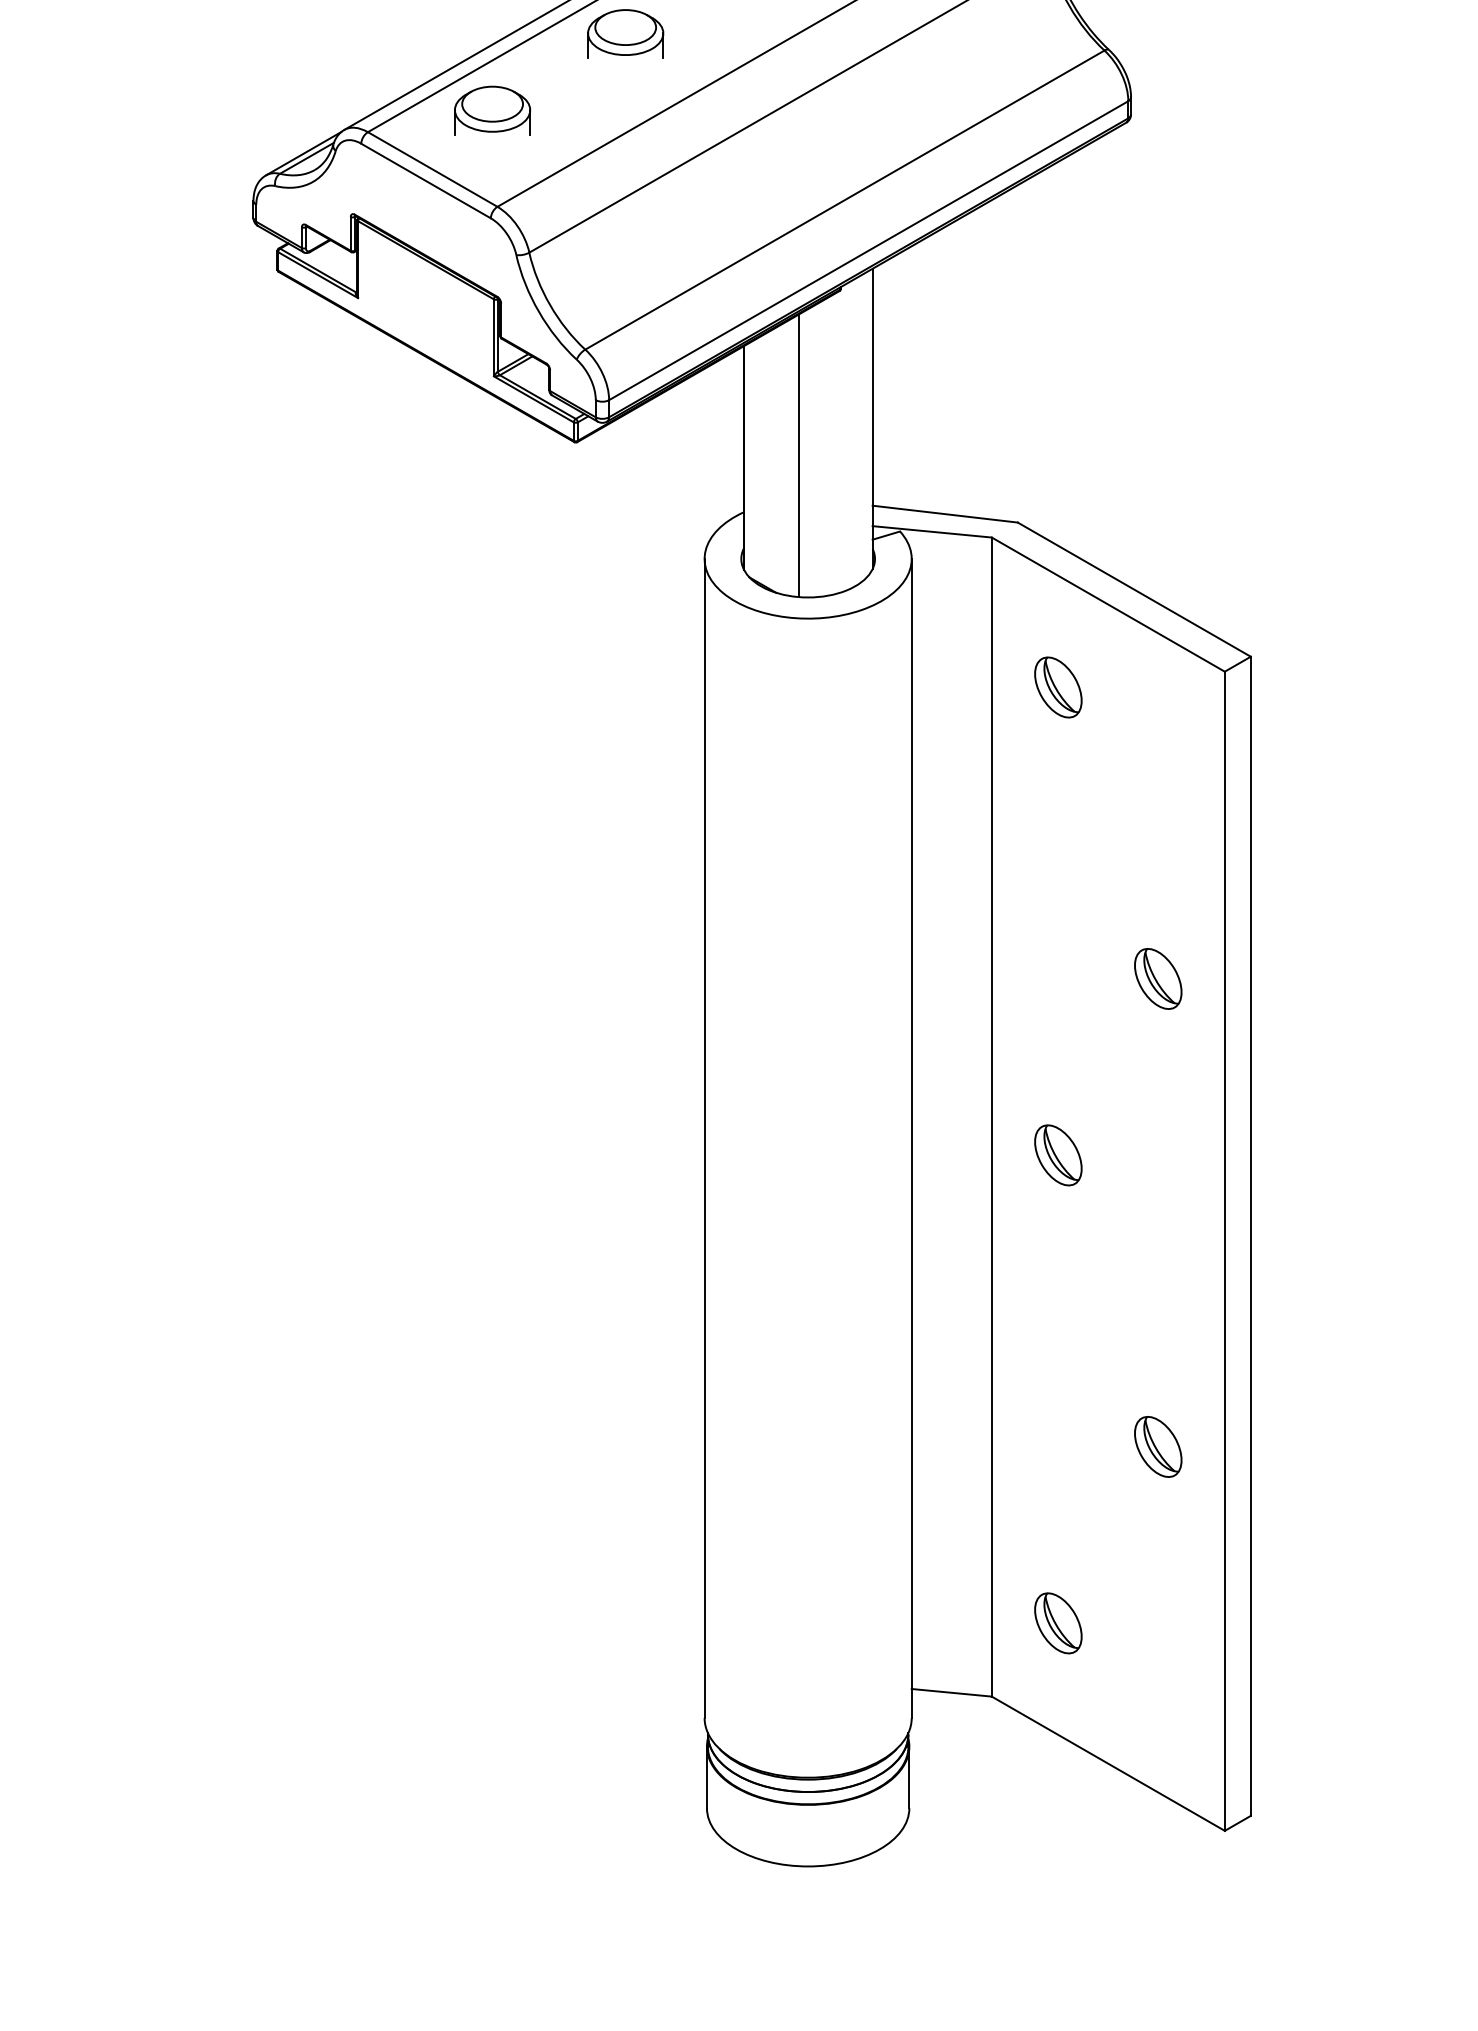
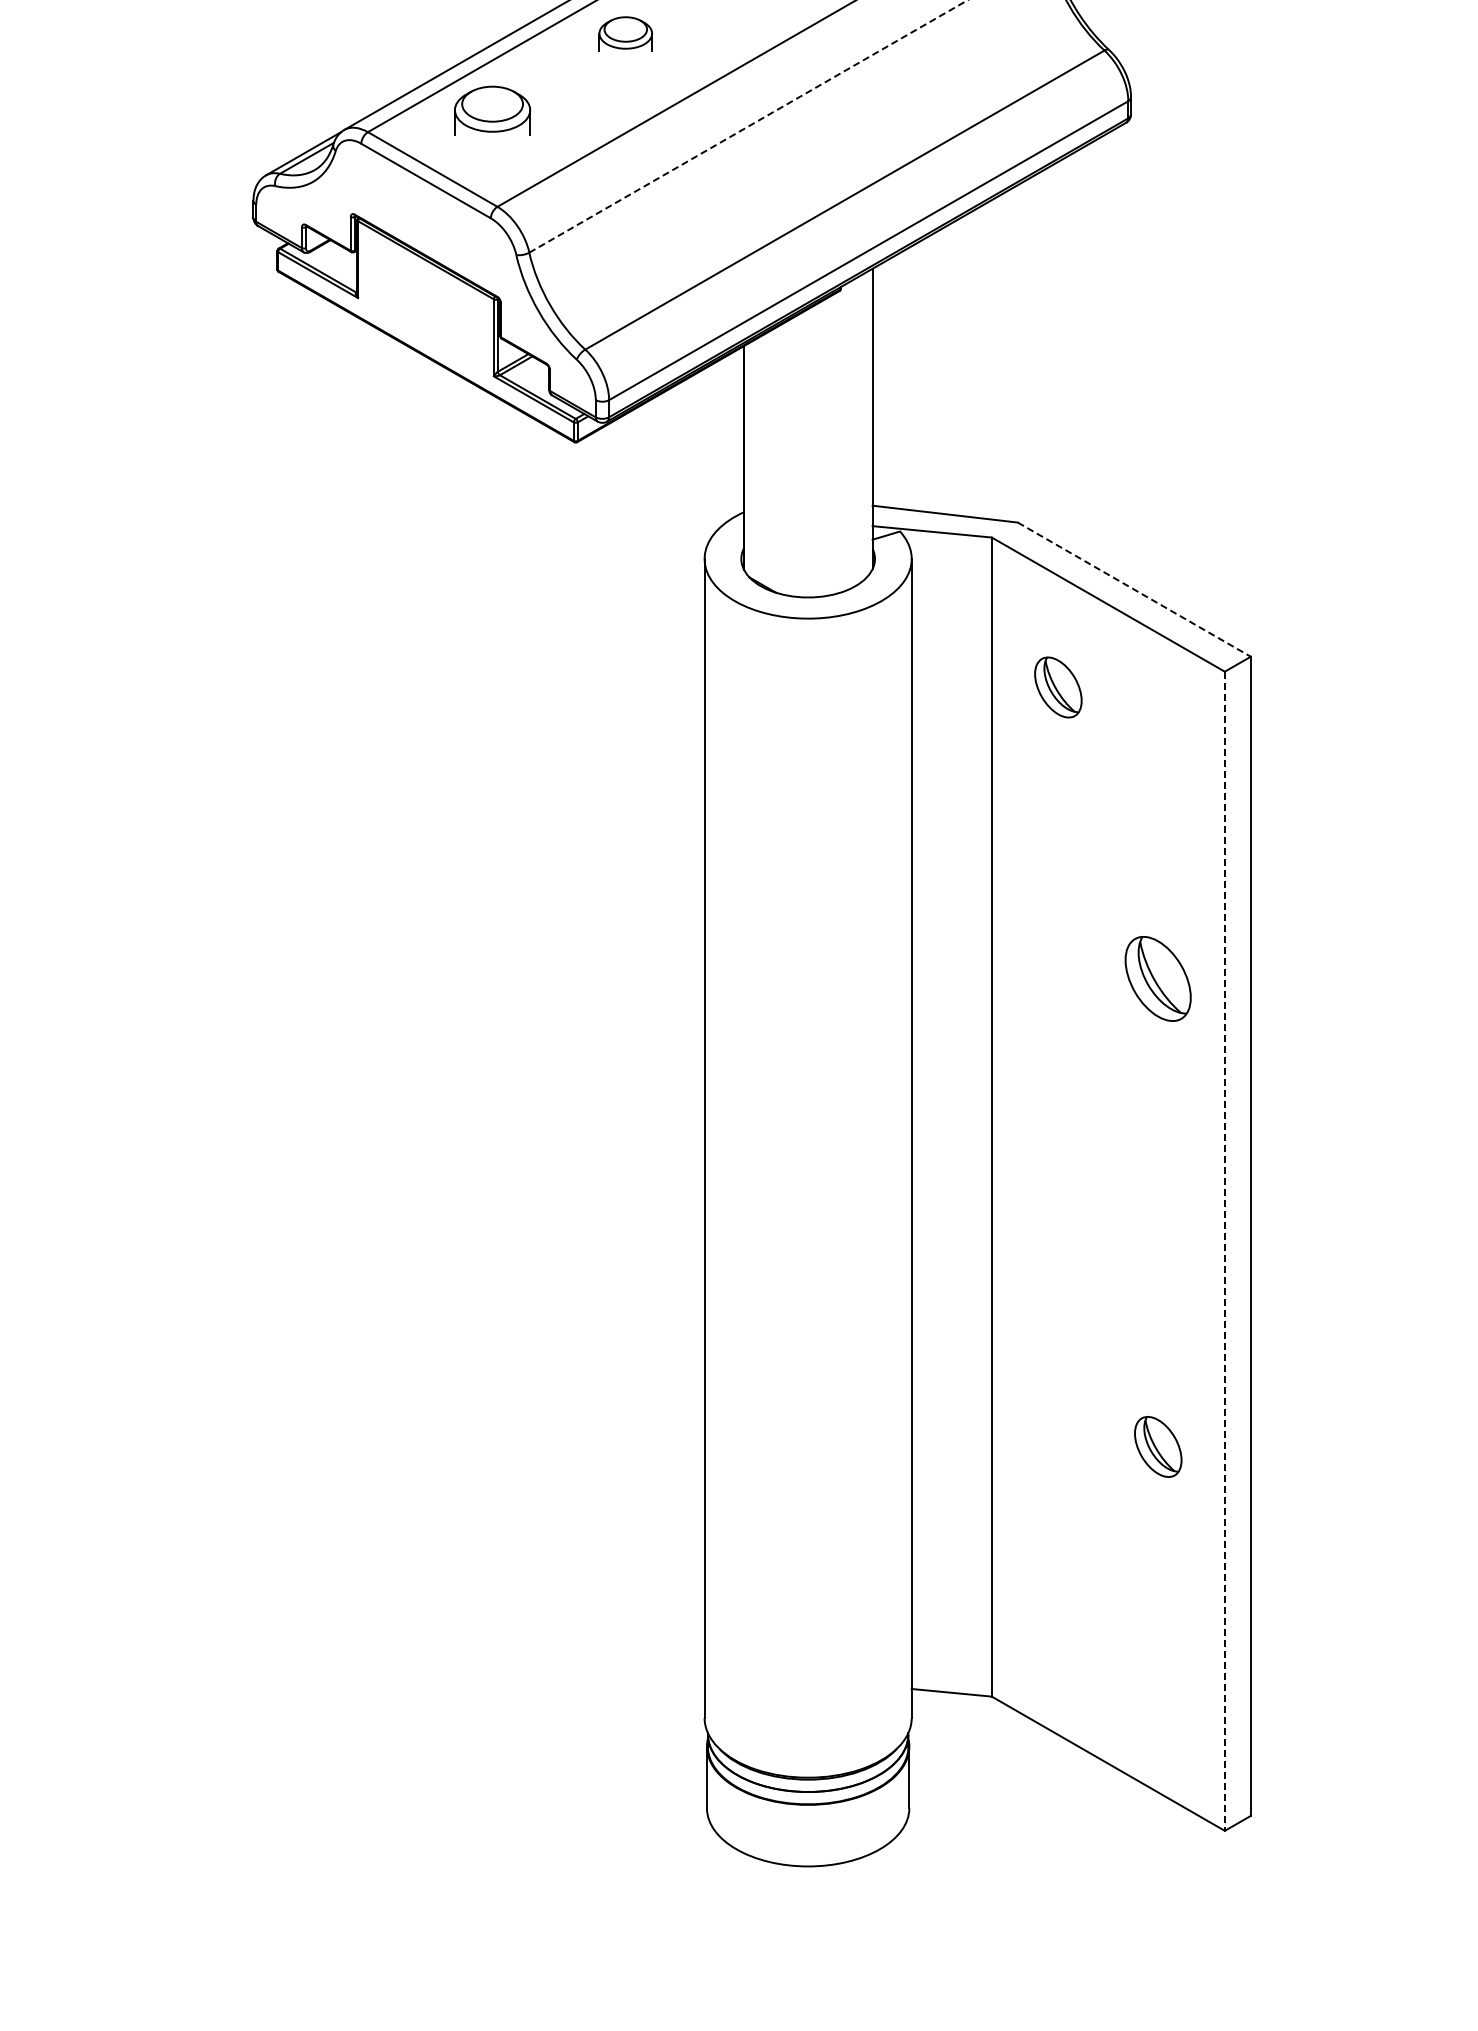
part size: 78x50 px -> 55x36 px (625, 33)
line: solid -> dashed (749, 126)
line: present -> none (798, 455)
line: solid -> dashed (1134, 589)
part size: 49x62 px -> 68x86 px (1157, 978)
part: present -> none (1058, 1155)
line: solid -> dashed (1224, 1251)
part: present -> none (1058, 1623)
